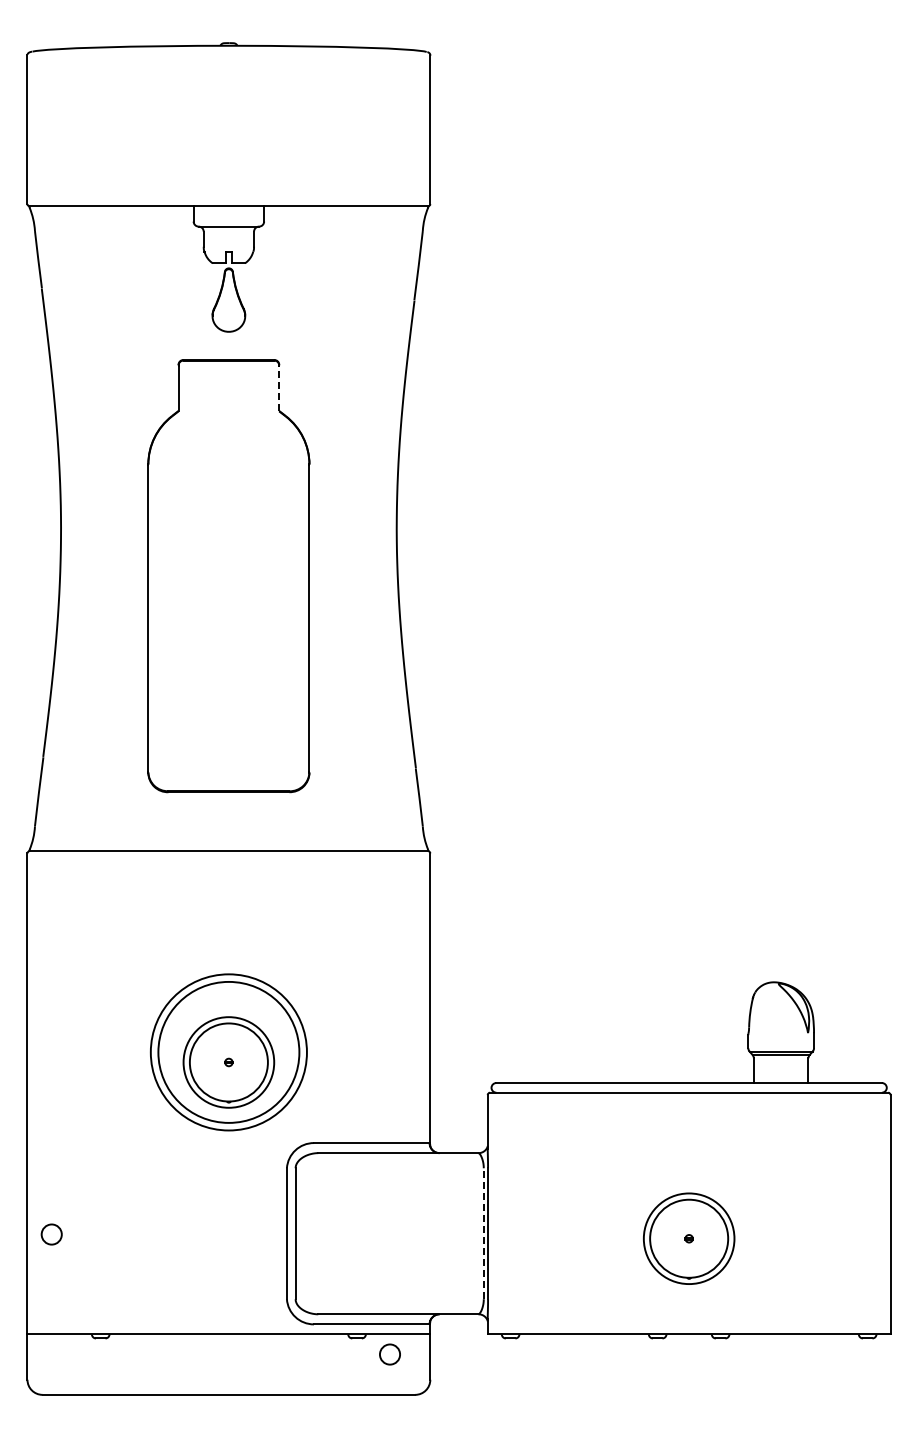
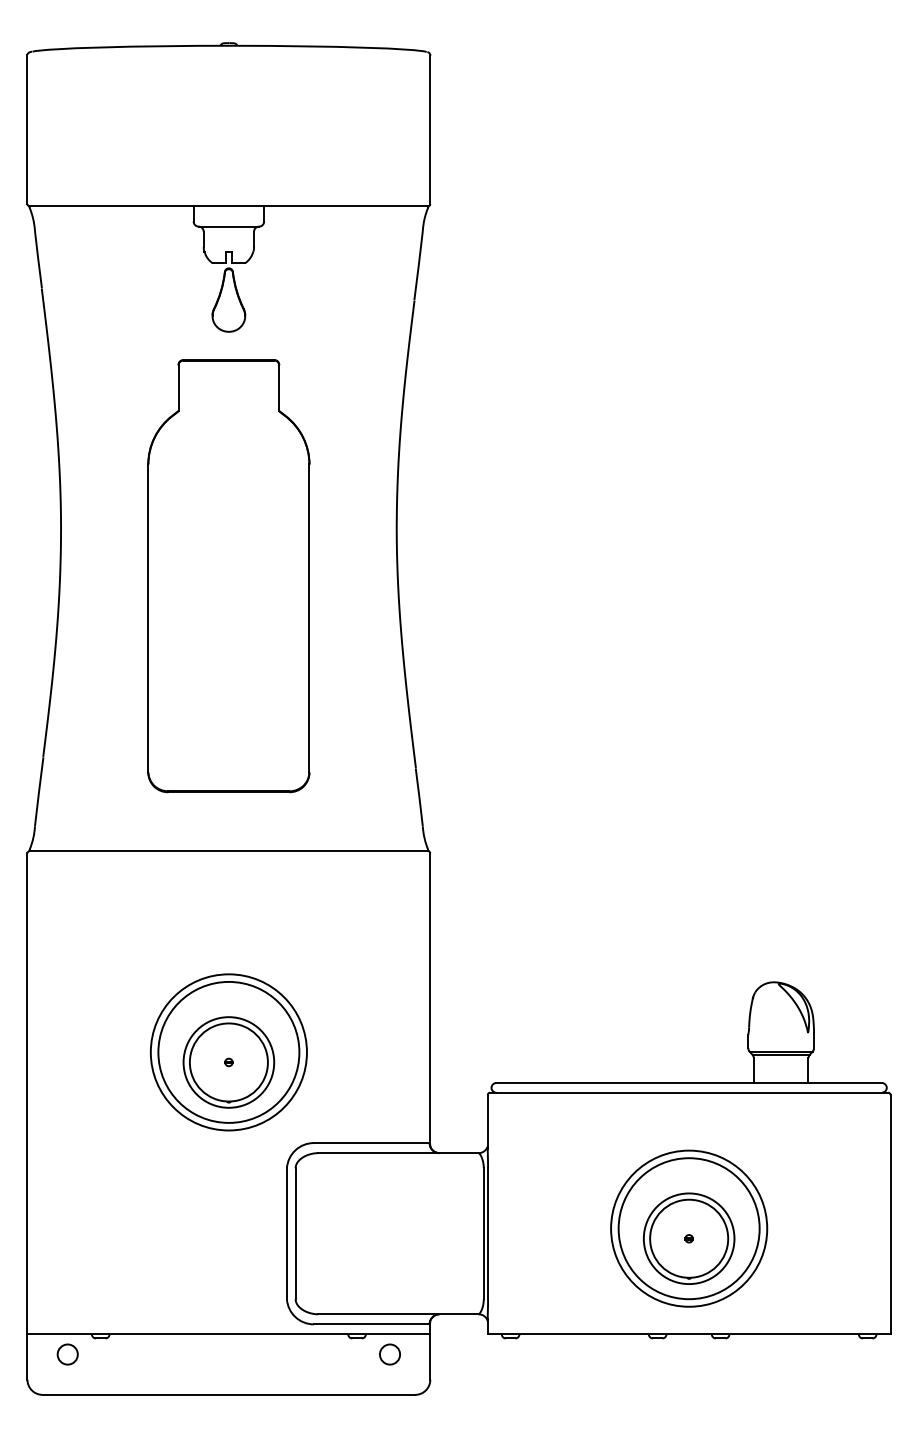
line: dashed -> solid (279, 388)
part: none -> present (689, 1228)
line: dashed -> solid (483, 1233)
circle position: (51, 1234) -> (67, 1354) (67, 1354)
